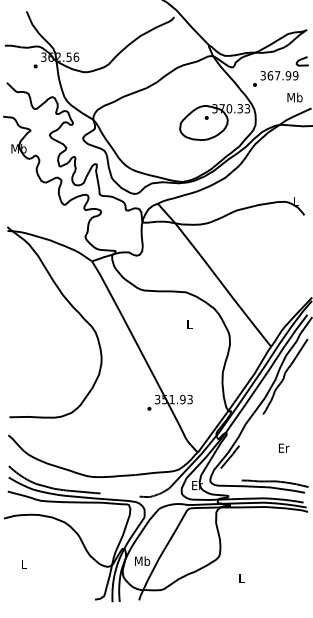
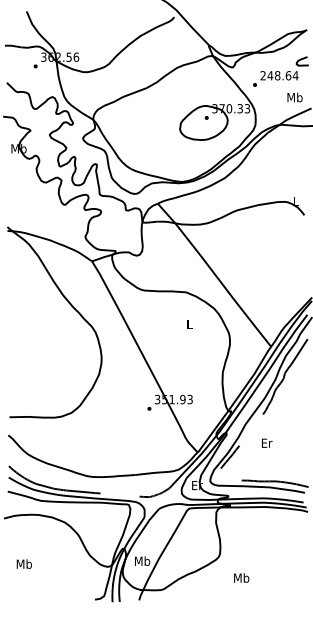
text: 367.99 -> 248.64 (279, 75)
text position: (284, 447) -> (267, 442) (267, 442)
text: L -> Mb (23, 563)
text: L -> Mb (241, 577)
